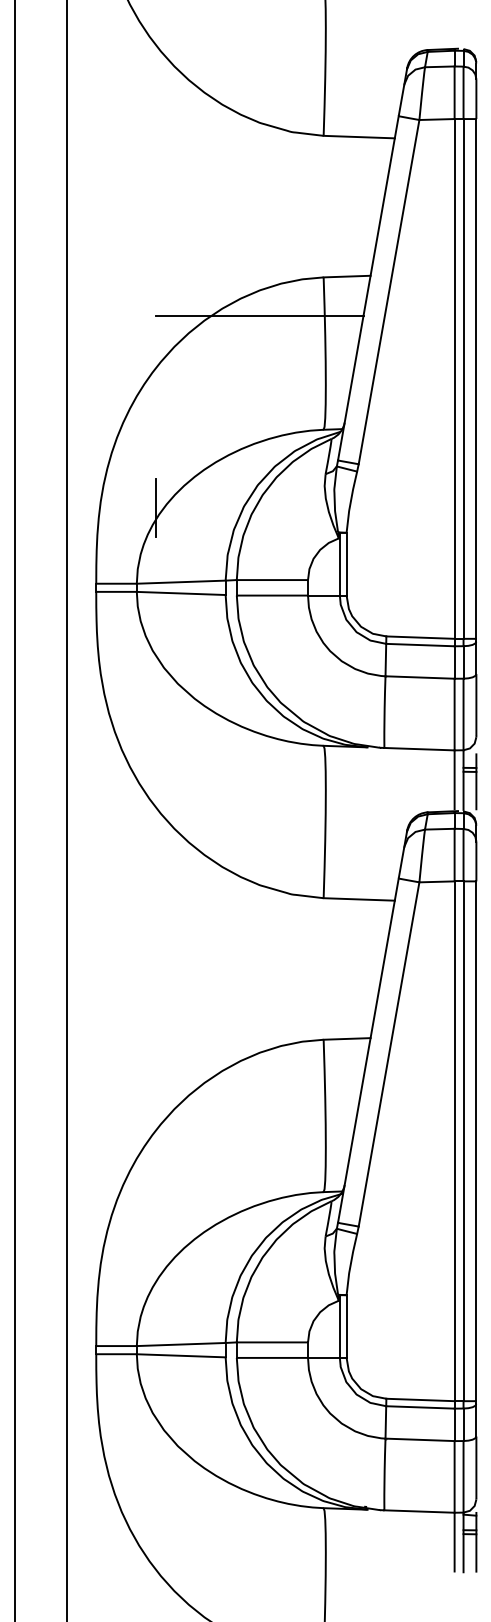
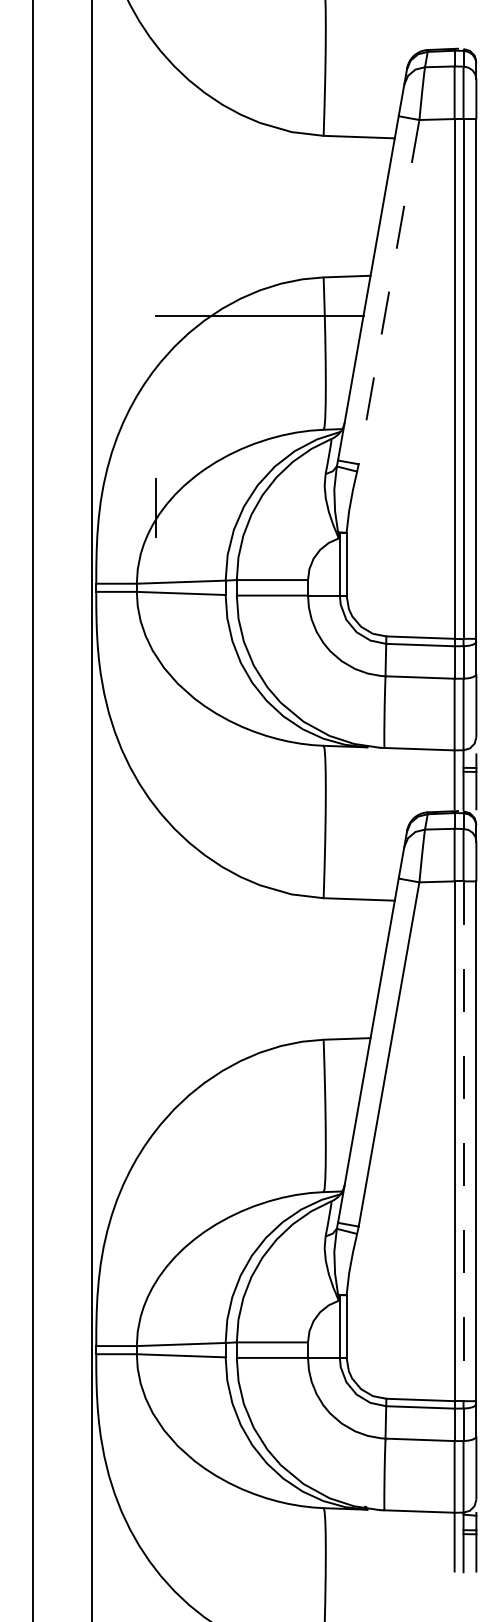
line: solid -> dashed (389, 292)
line position: (14, 810) -> (32, 810) (32, 810)
line position: (67, 810) -> (92, 810) (92, 810)
line: solid -> dashed (463, 1141)
